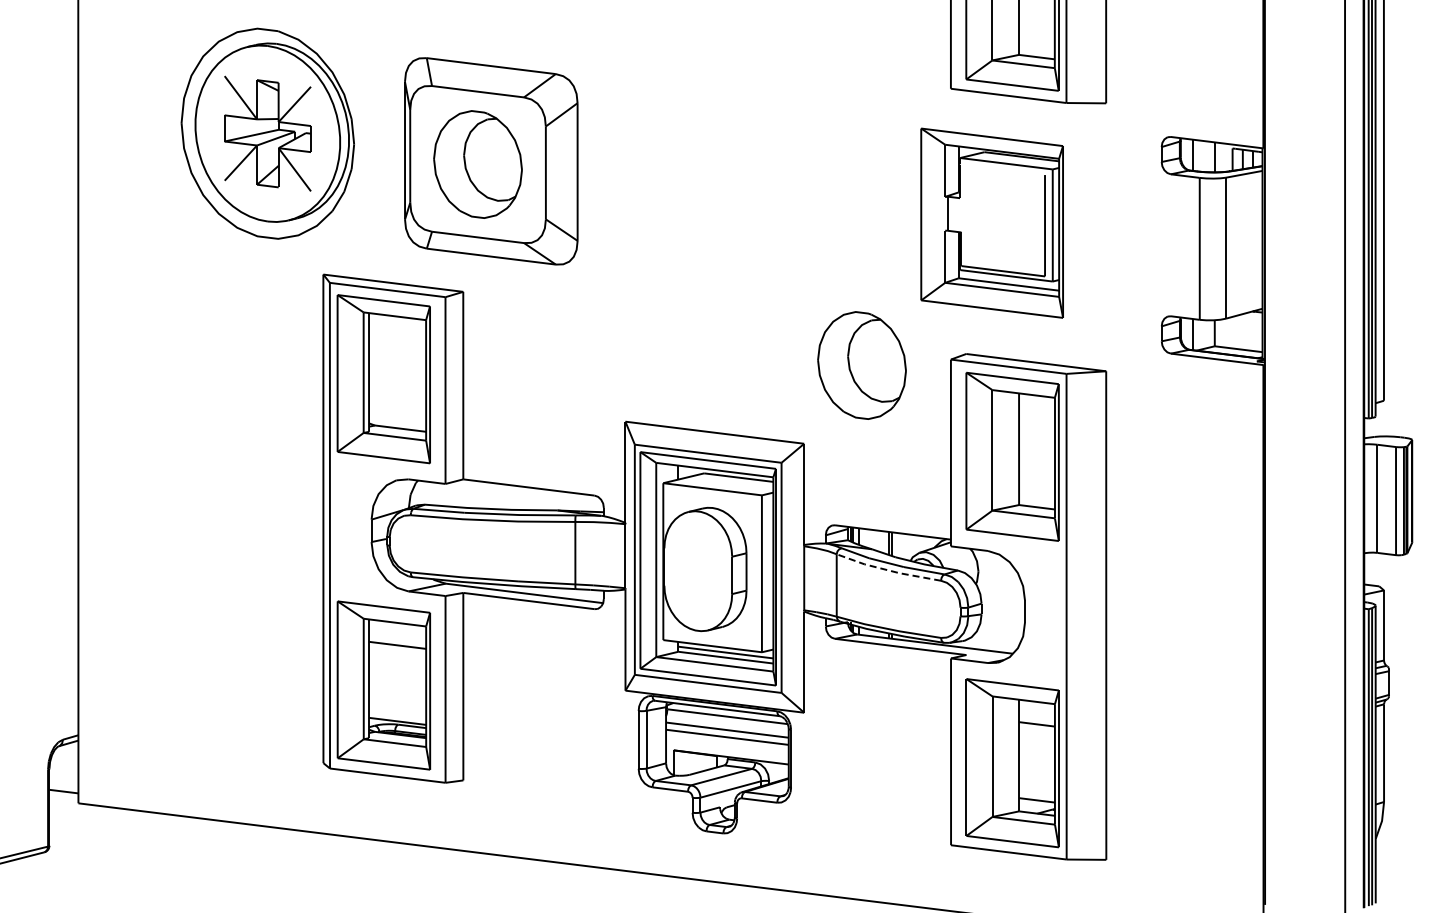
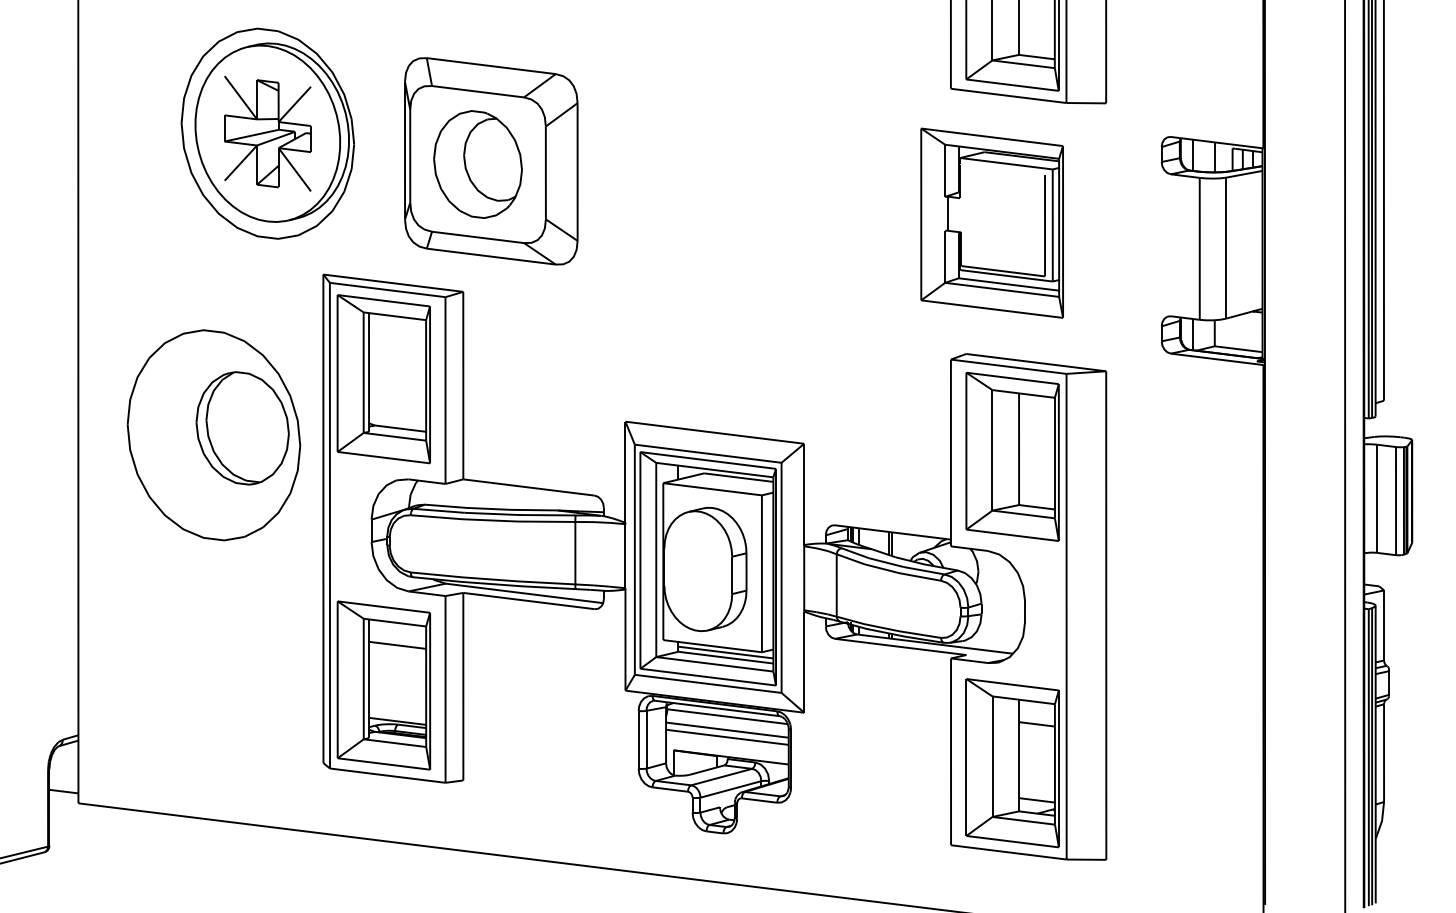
part: present -> none (861, 365)
part: none -> present (213, 435)
line: dashed -> solid (888, 570)
